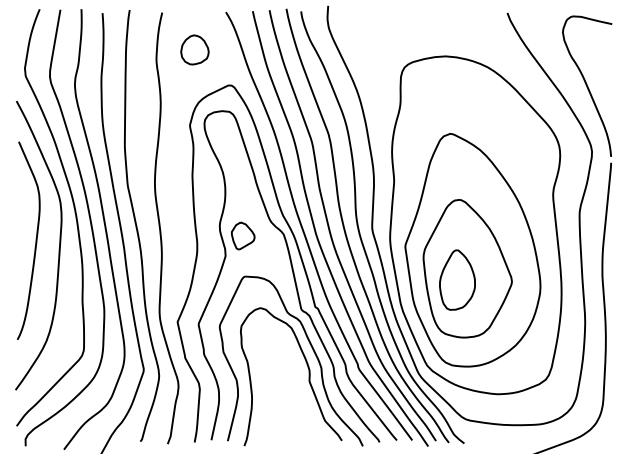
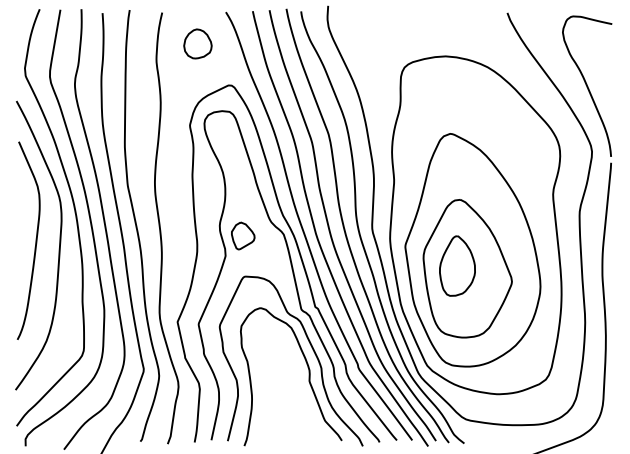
part position: (194, 49) -> (197, 43) (197, 43)
part position: (457, 279) -> (457, 265) (457, 265)
